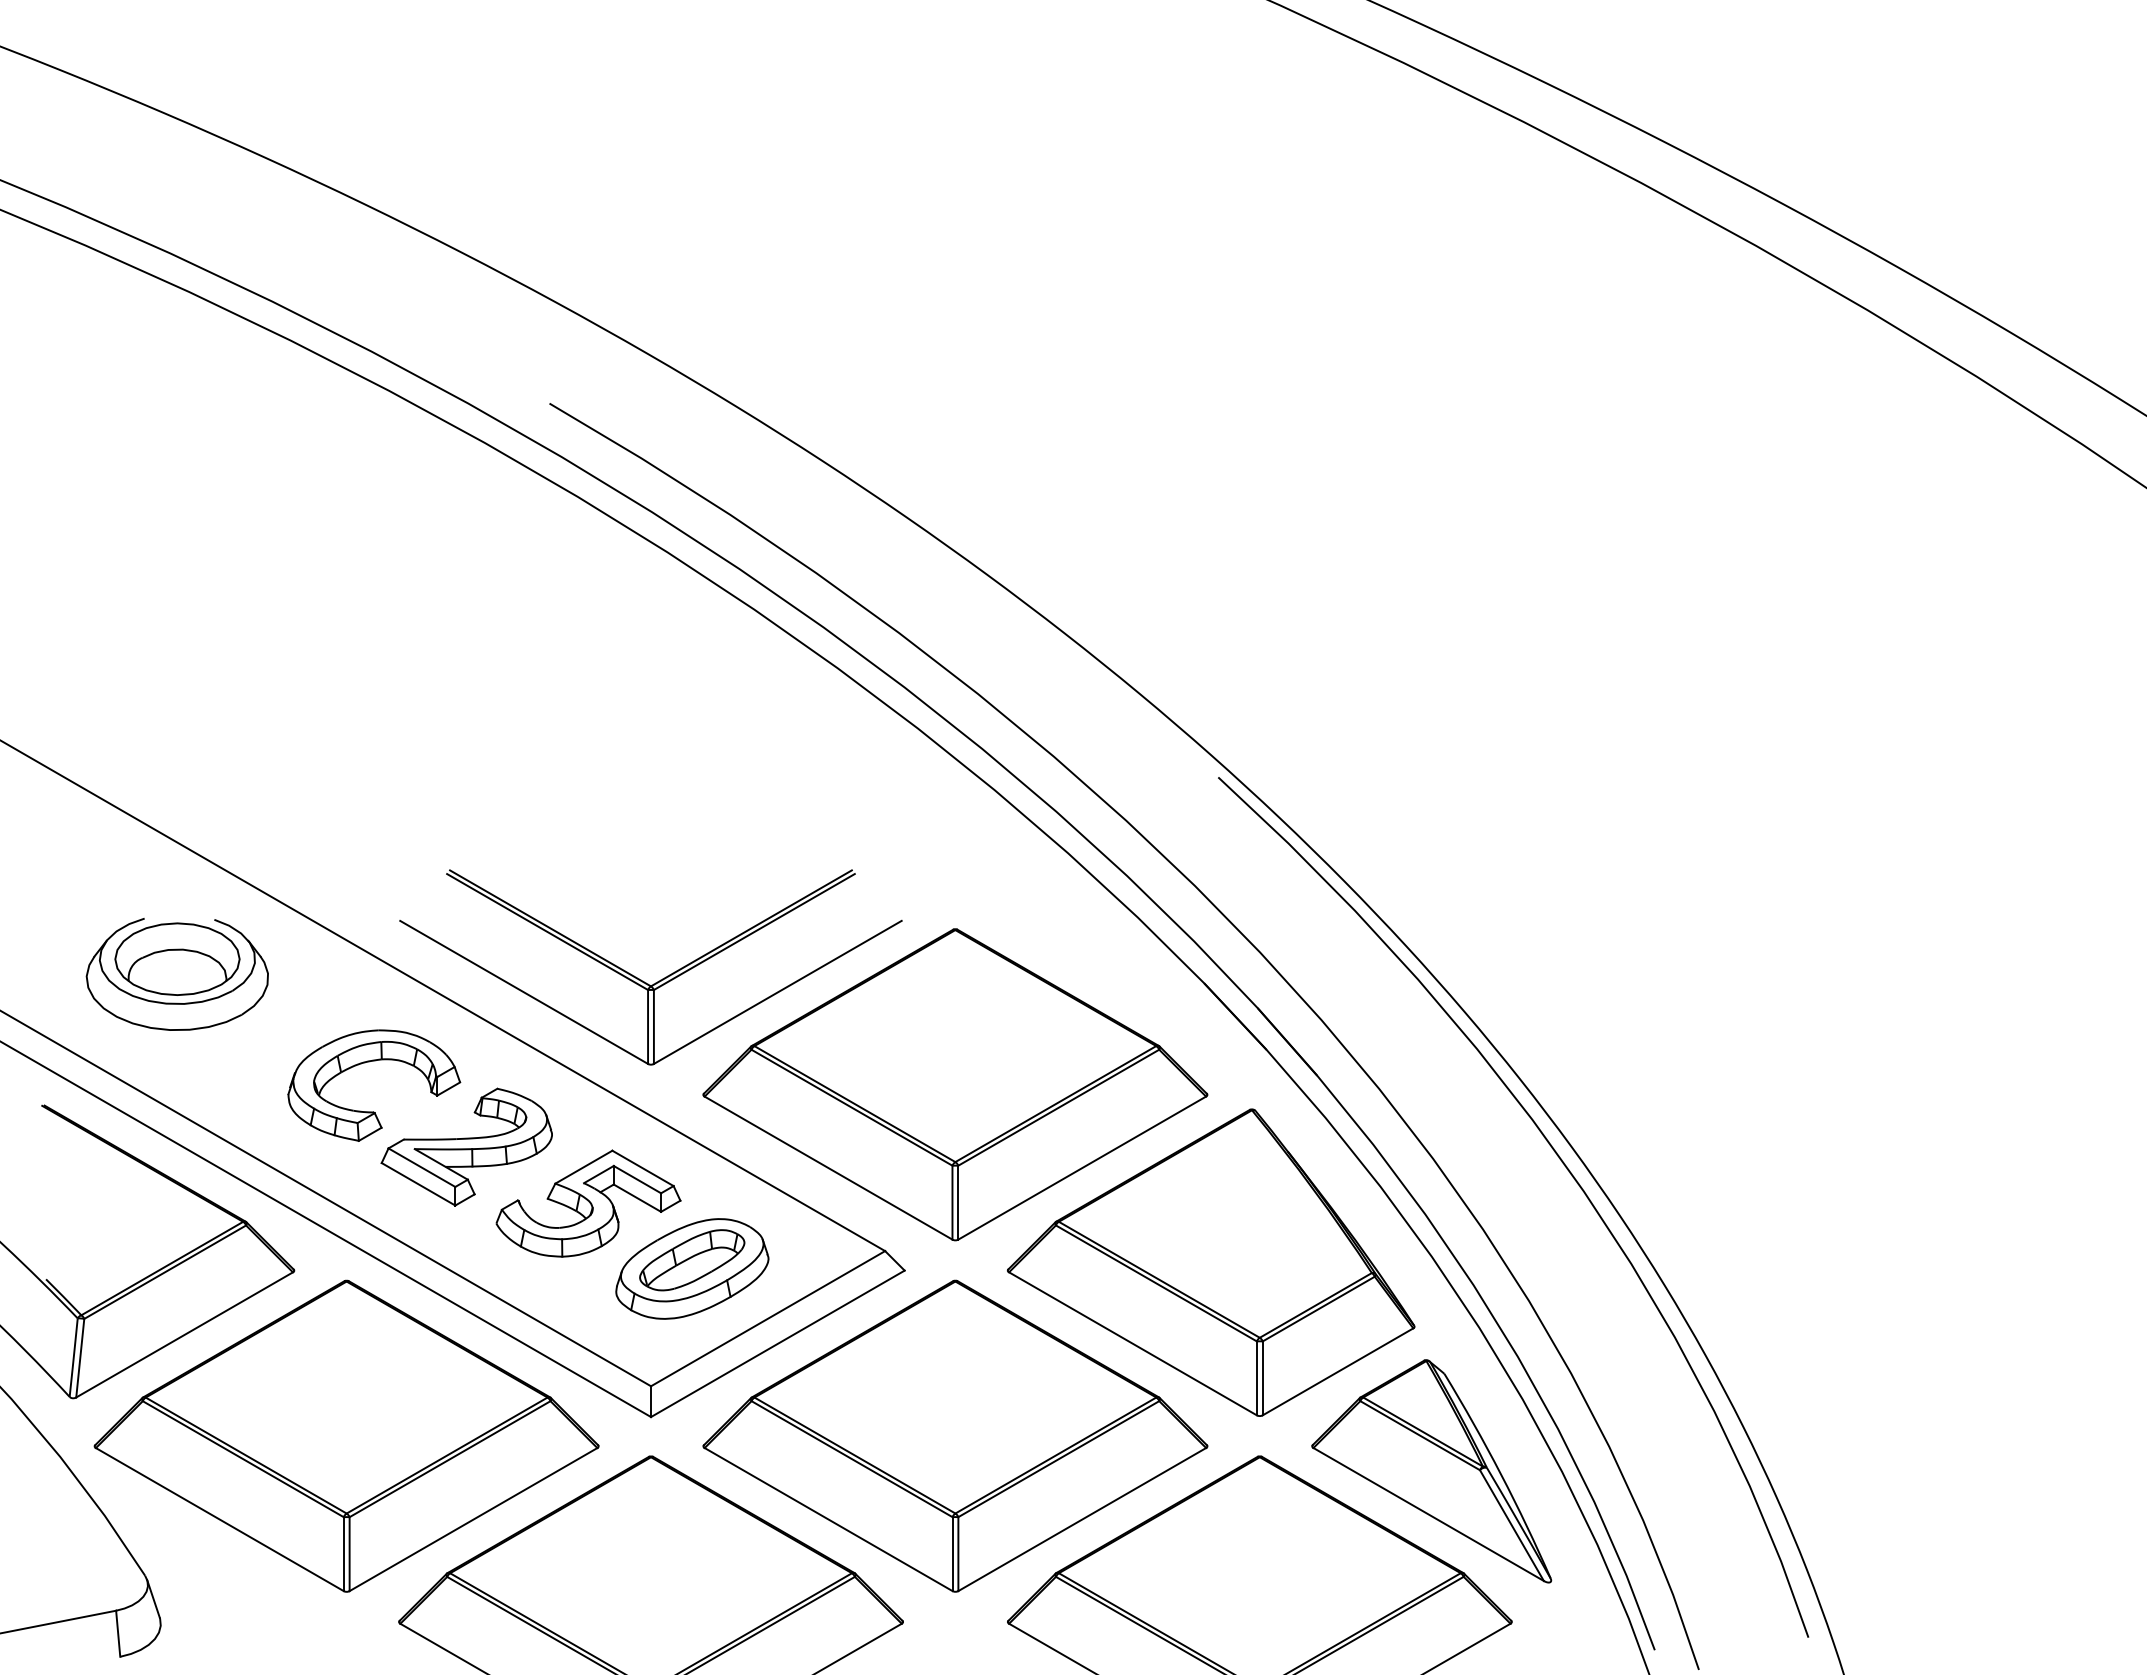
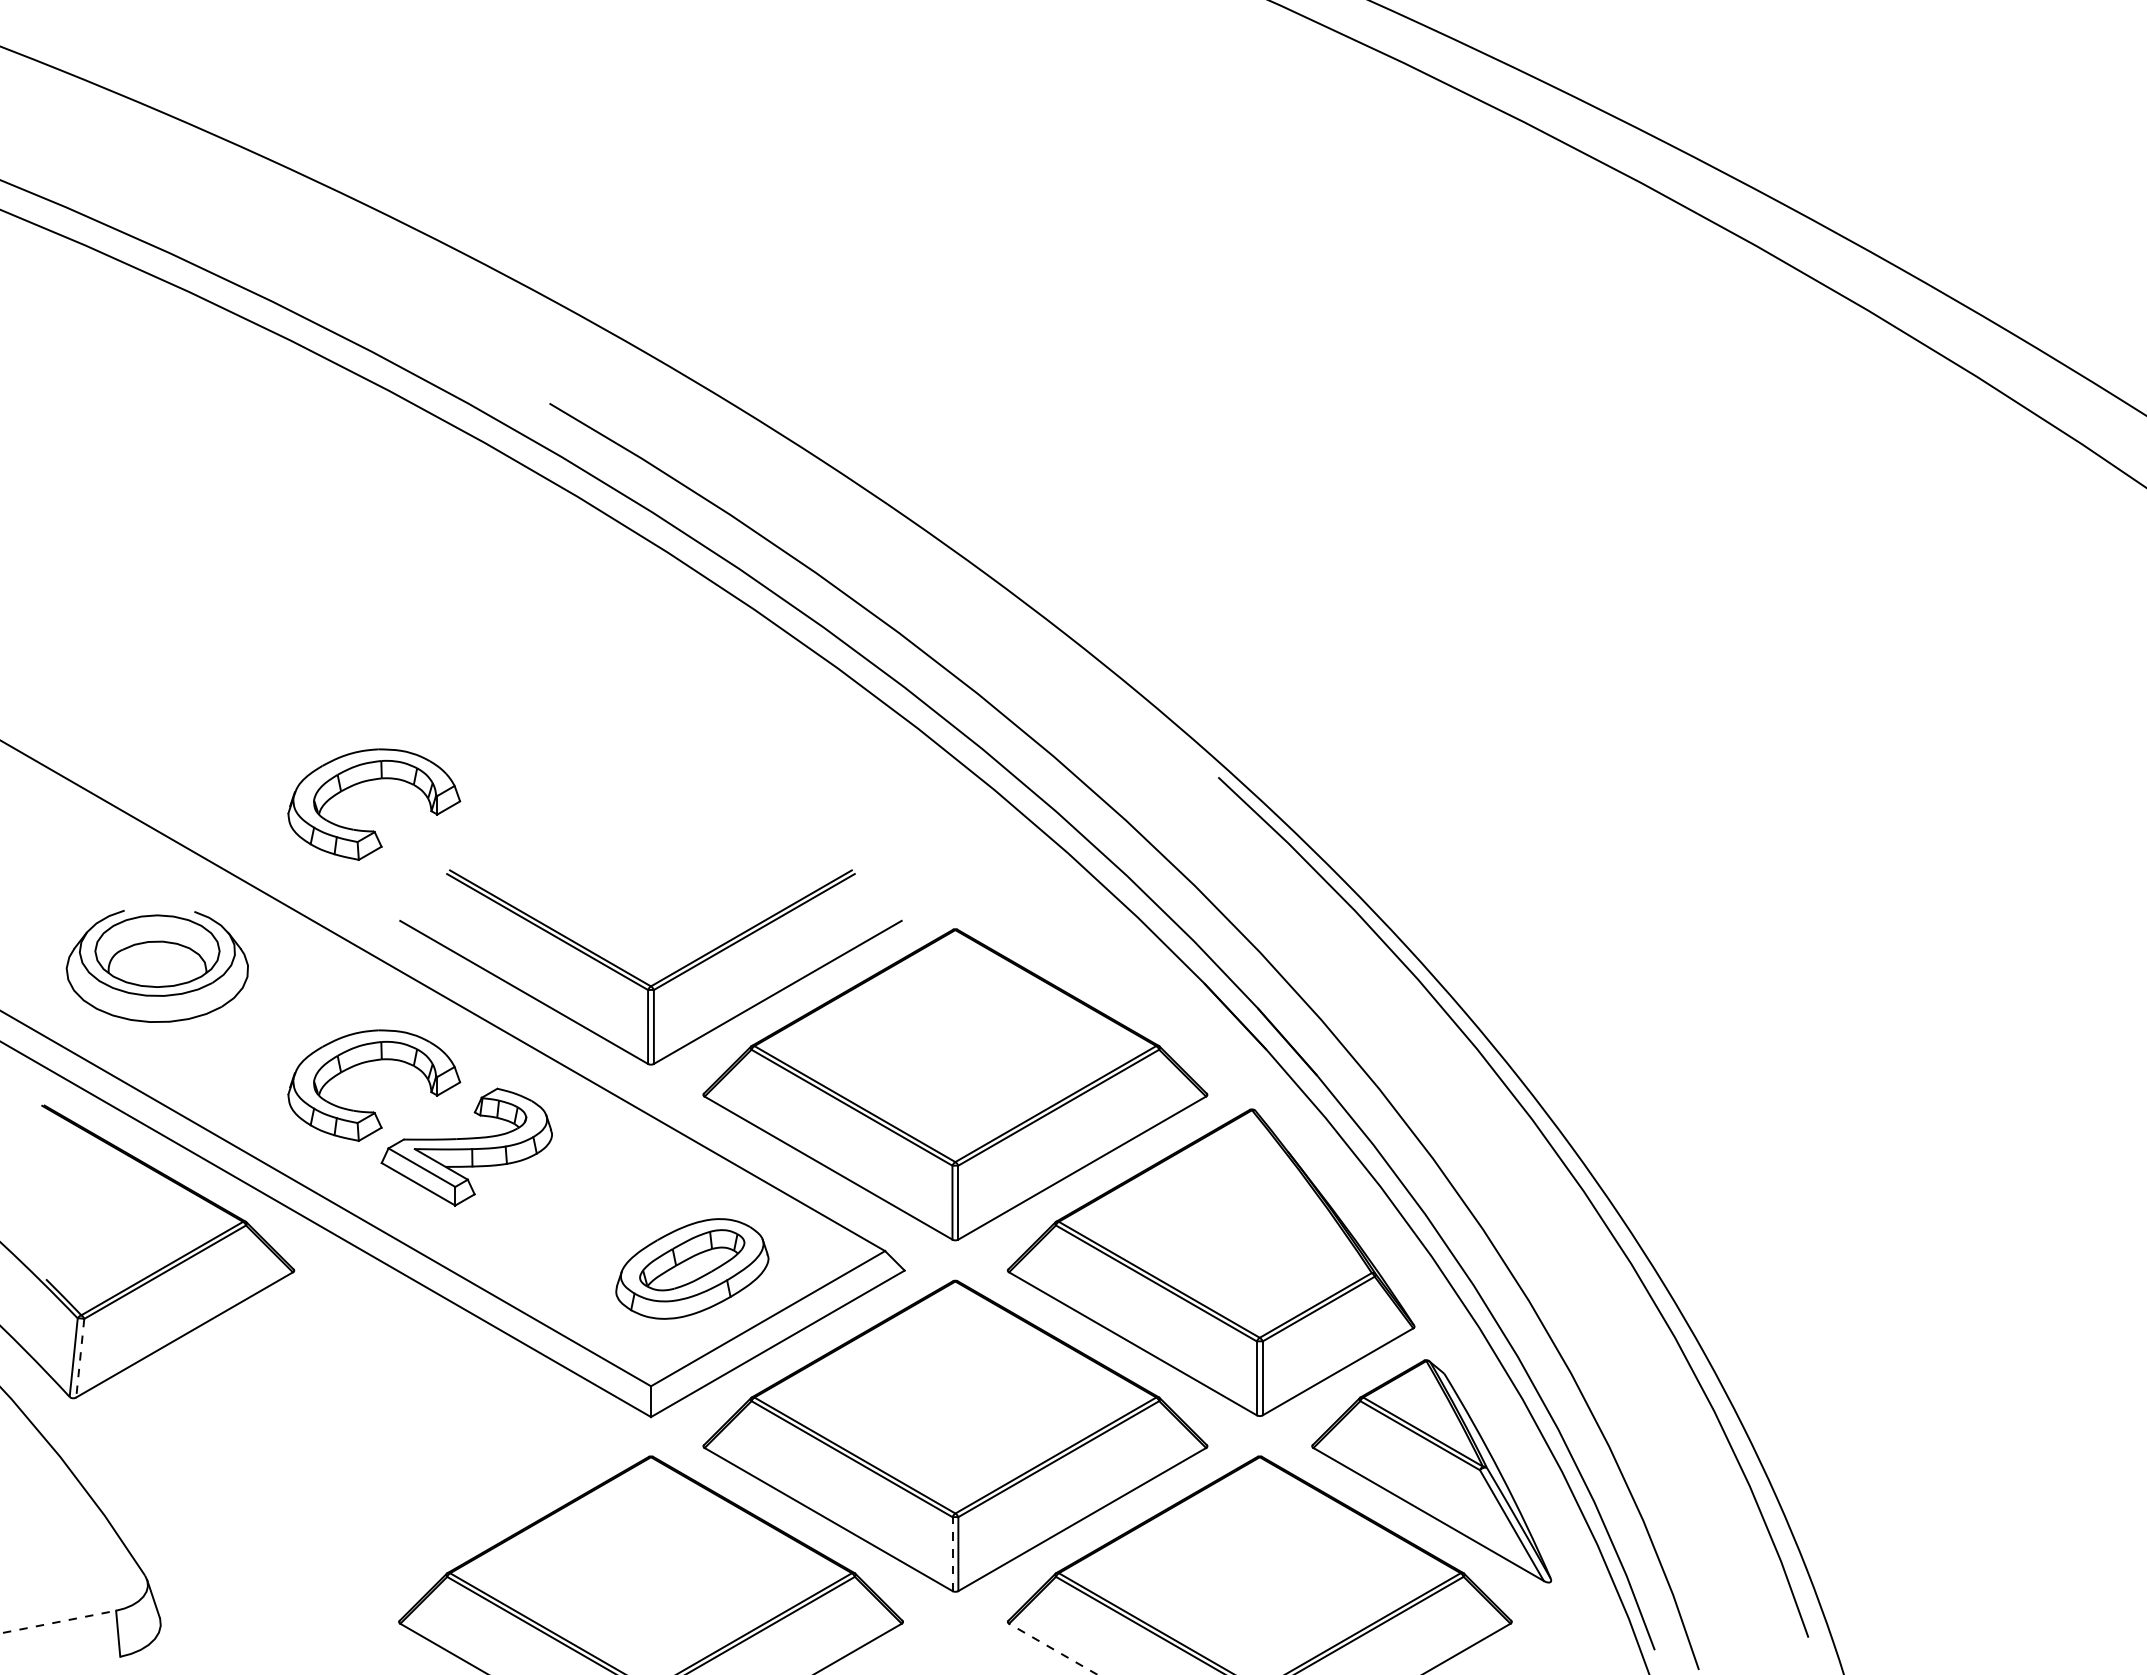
part: none -> present (369, 781)
part position: (176, 974) -> (156, 966) (156, 966)
part: present -> none (588, 1203)
line: solid -> dashed (80, 1358)
part: present -> none (346, 1435)
line: solid -> dashed (952, 1554)
line: solid -> dashed (58, 1622)
line: solid -> dashed (1053, 1649)
